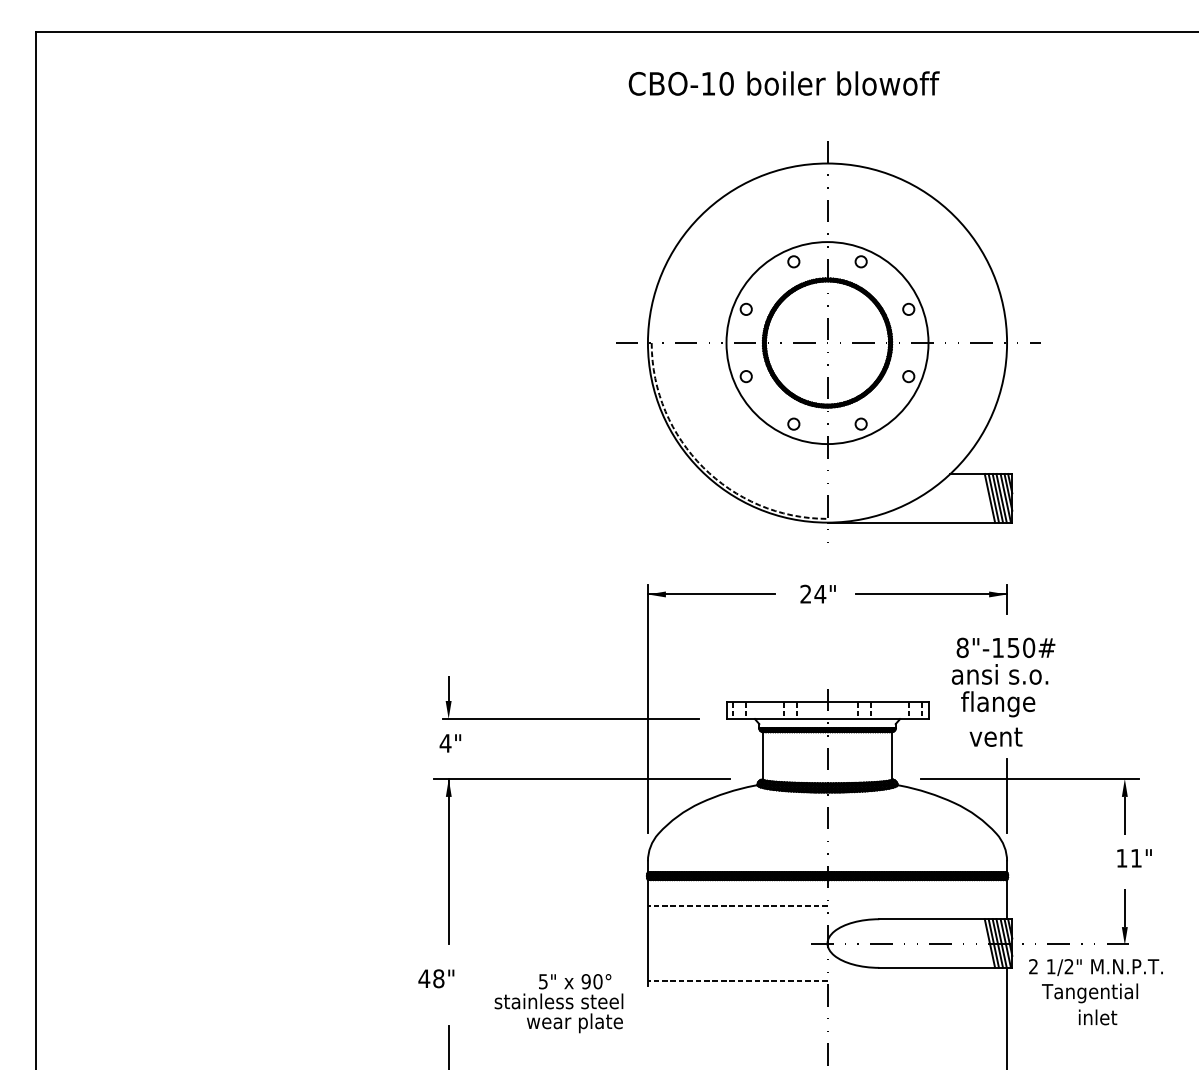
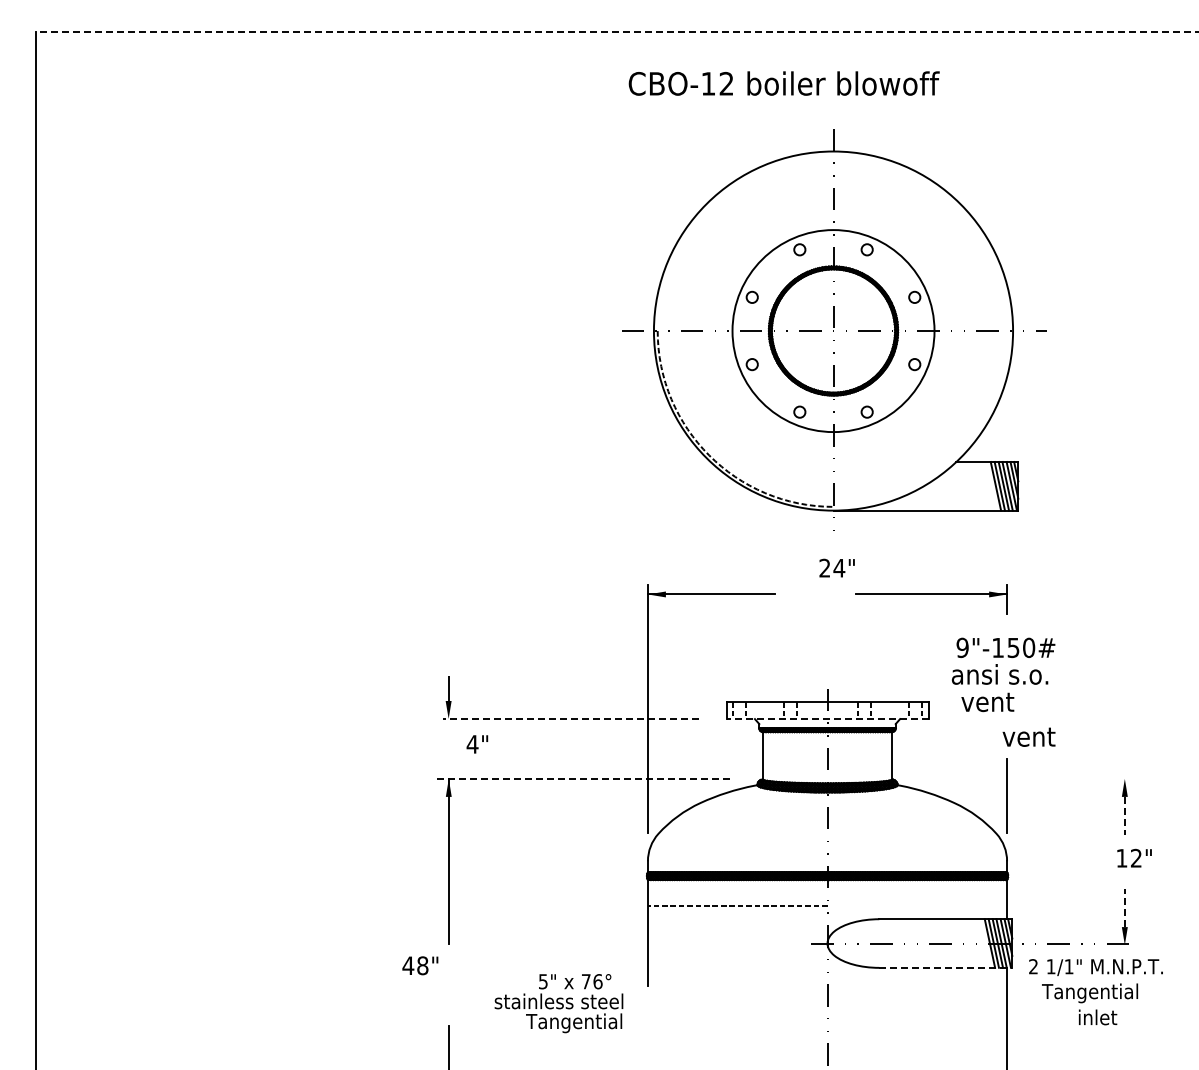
line: solid -> dashed (616, 31)
text: CBO-10 -> CBO-12 (726, 83)
part position: (828, 341) -> (834, 329) (834, 329)
text position: (817, 593) -> (836, 567) (836, 567)
text: 8"-150# -> 9"-150# (962, 647)
text: flange -> vent (998, 704)
line: solid -> dashed (570, 719)
line: solid -> dashed (827, 719)
text position: (995, 736) -> (1028, 736) (1028, 736)
text position: (450, 743) -> (477, 744) (477, 744)
line: solid -> dashed (581, 778)
line: present -> none (1030, 778)
line: solid -> dashed (1124, 816)
text: 11" -> 12" (1136, 857)
line: solid -> dashed (1124, 907)
text: 1/2" -> 1/1" (1068, 966)
line: solid -> dashed (945, 967)
text position: (436, 978) -> (420, 965) (420, 965)
line: present -> none (737, 980)
text: 90° -> 76° (591, 981)
text: wear plate -> Tangential (574, 1023)
